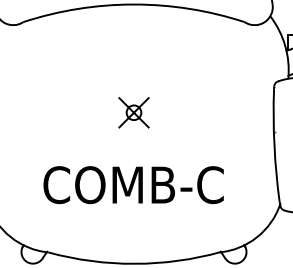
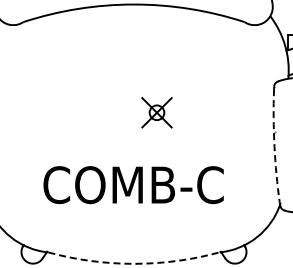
part position: (133, 112) -> (156, 112) (156, 112)
arc: solid -> dashed (274, 146)
arc: solid -> dashed (134, 263)
